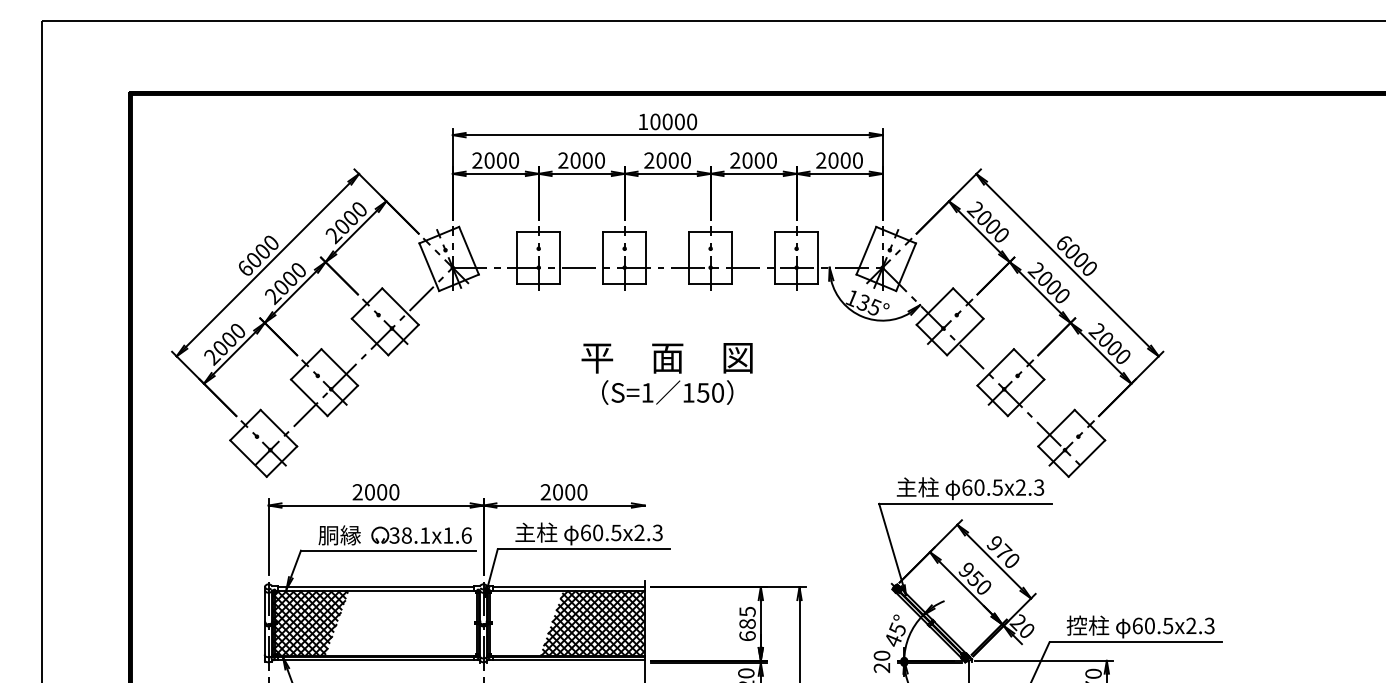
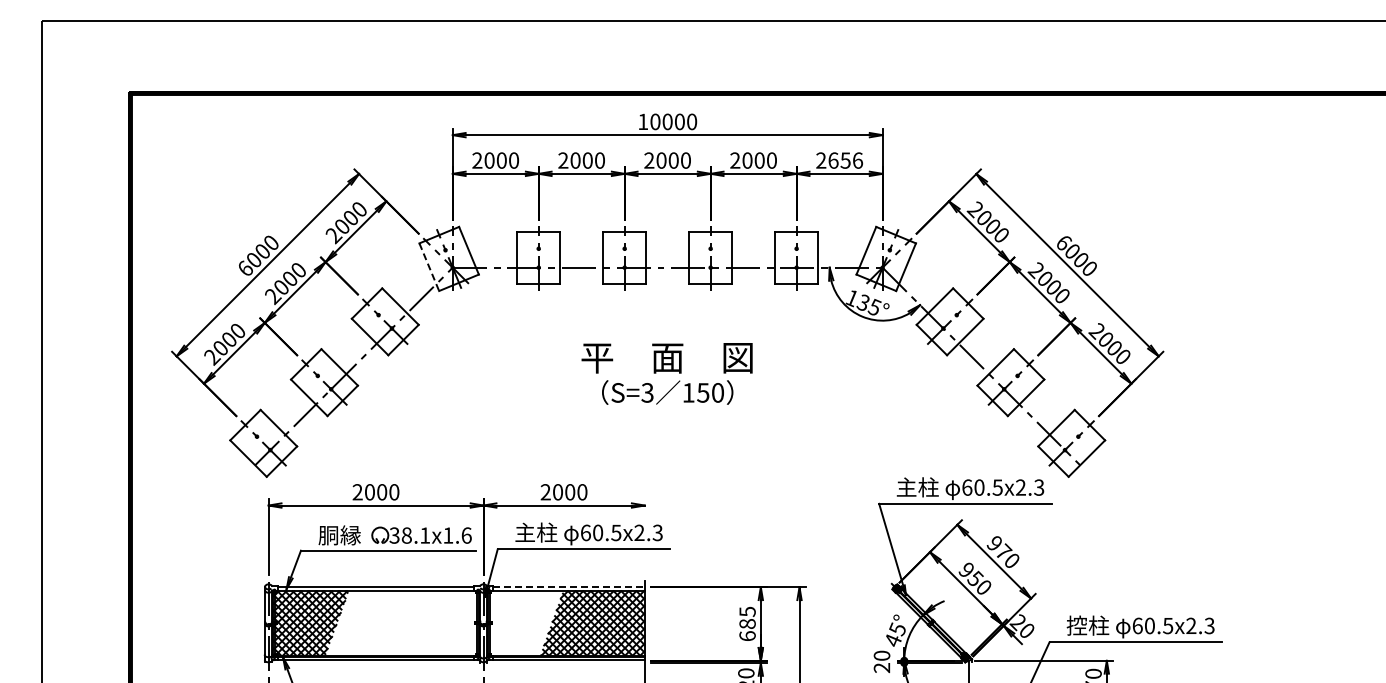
text: 2000 -> 2656 (845, 160)
line: solid -> dashed (429, 267)
text: S=1 -> S=3 (647, 392)
line: solid -> dashed (569, 586)
